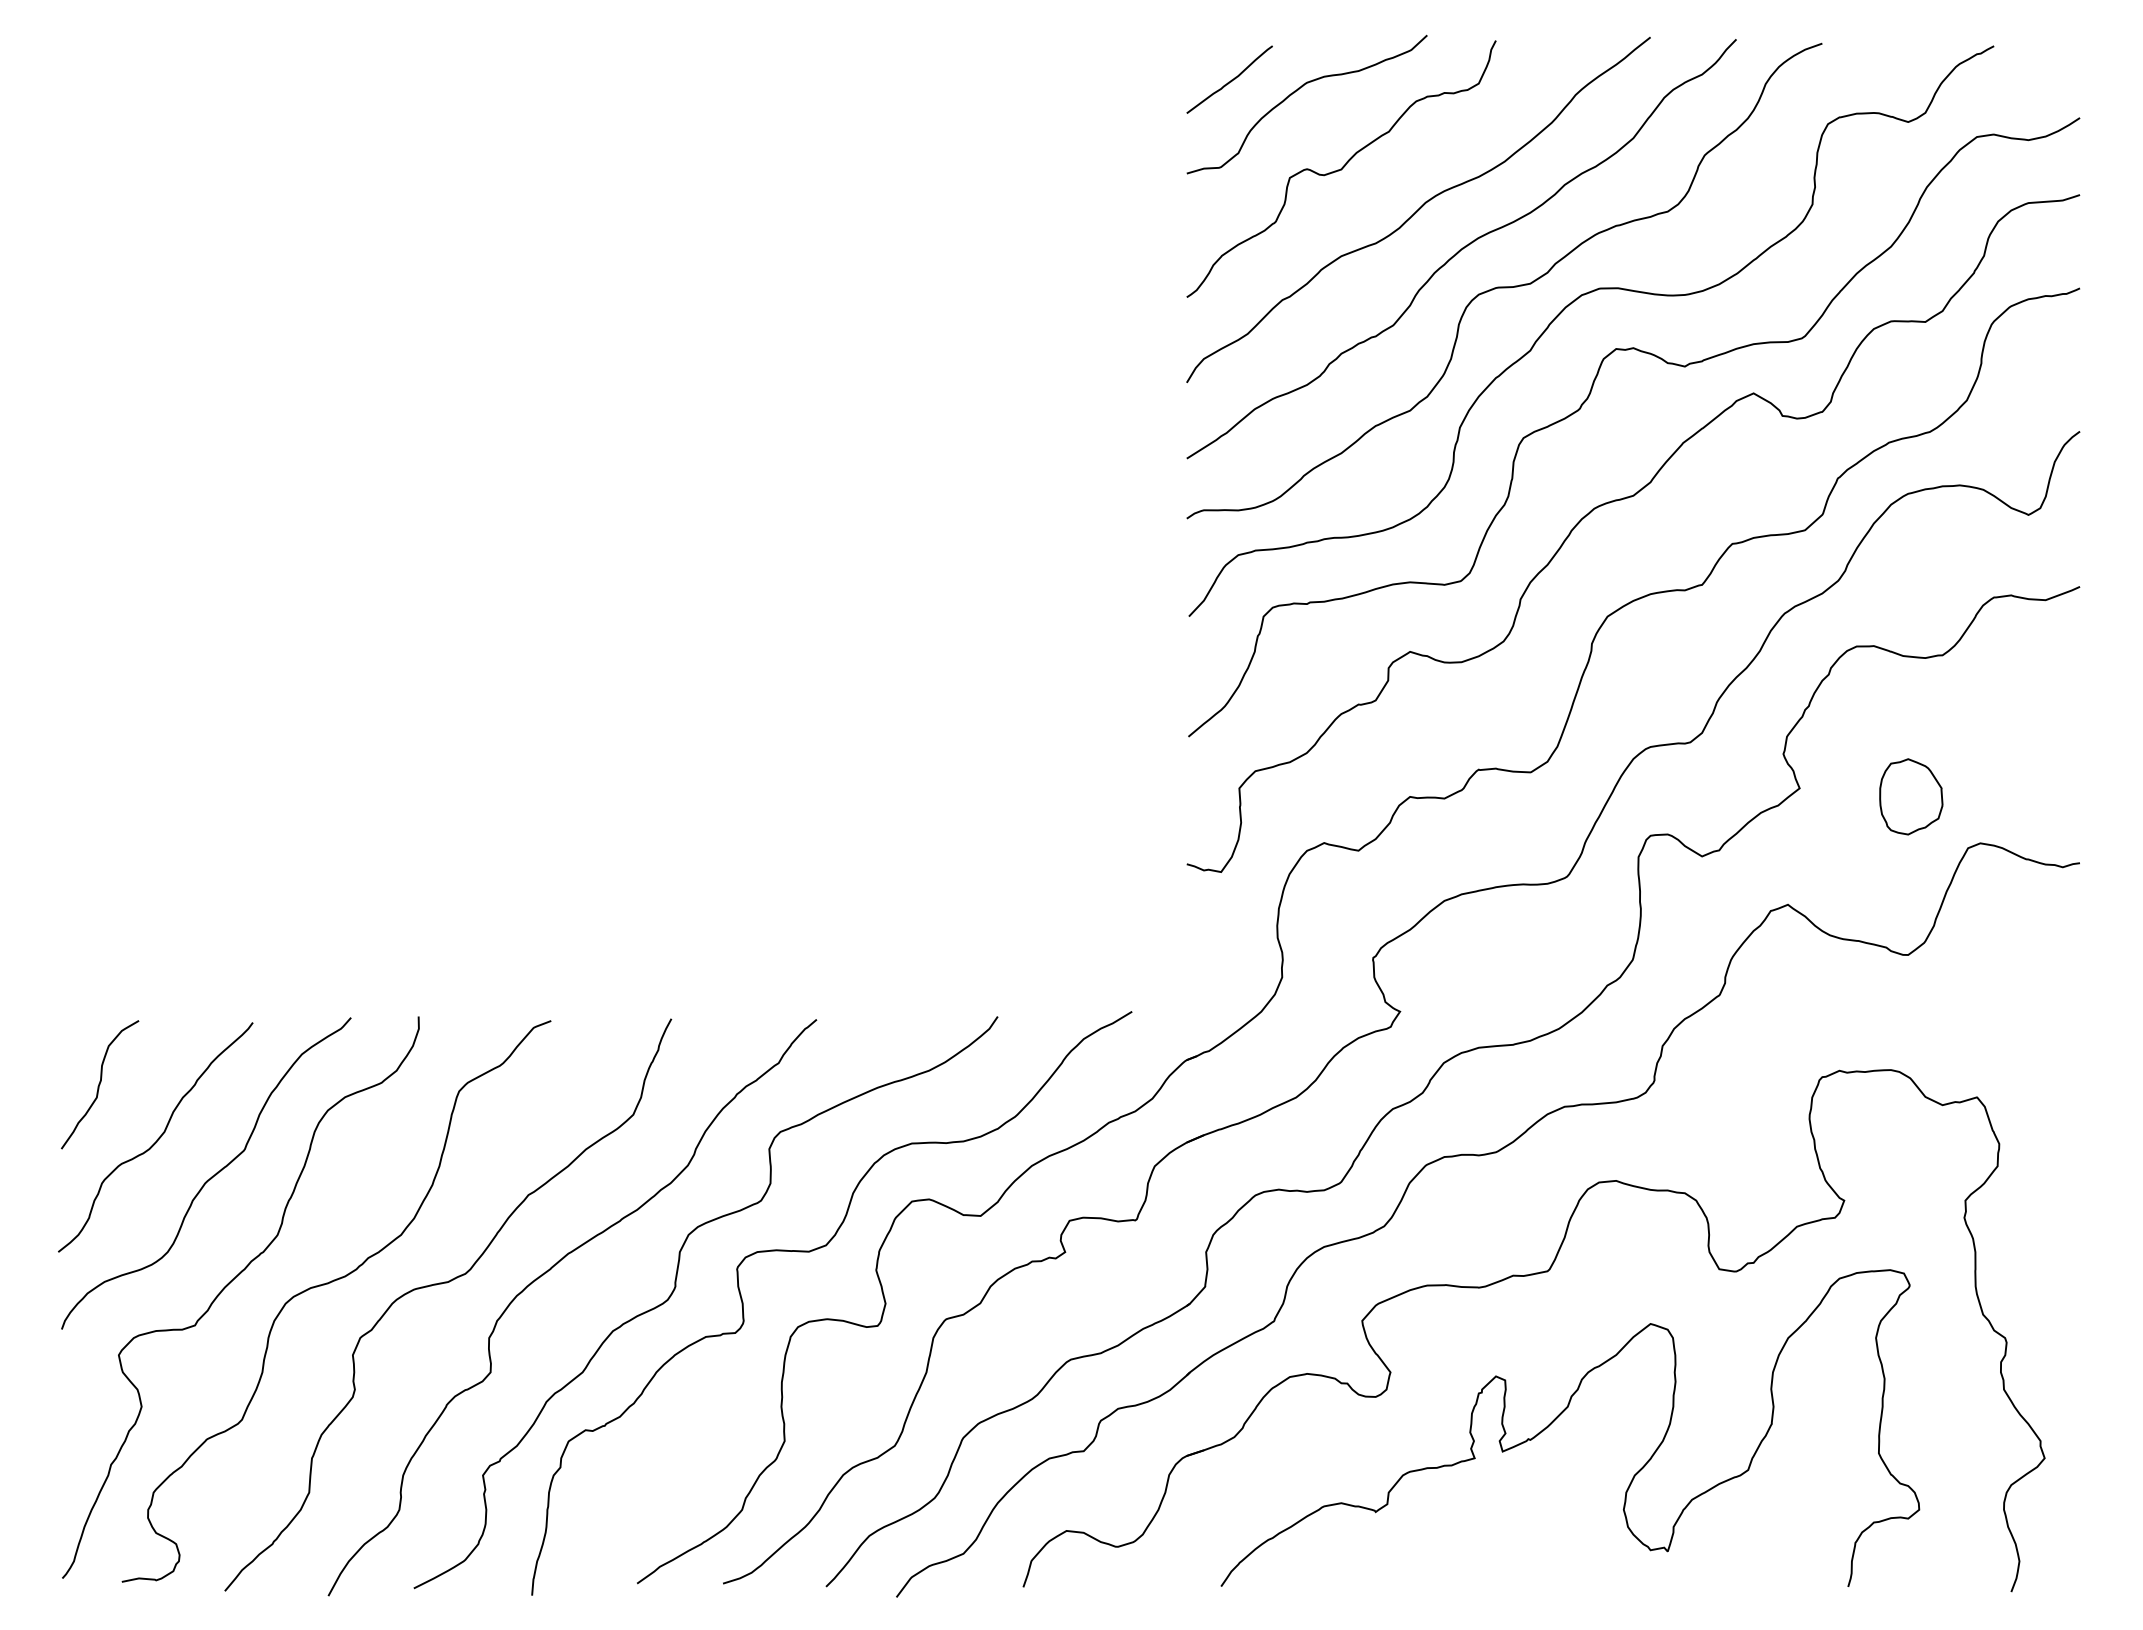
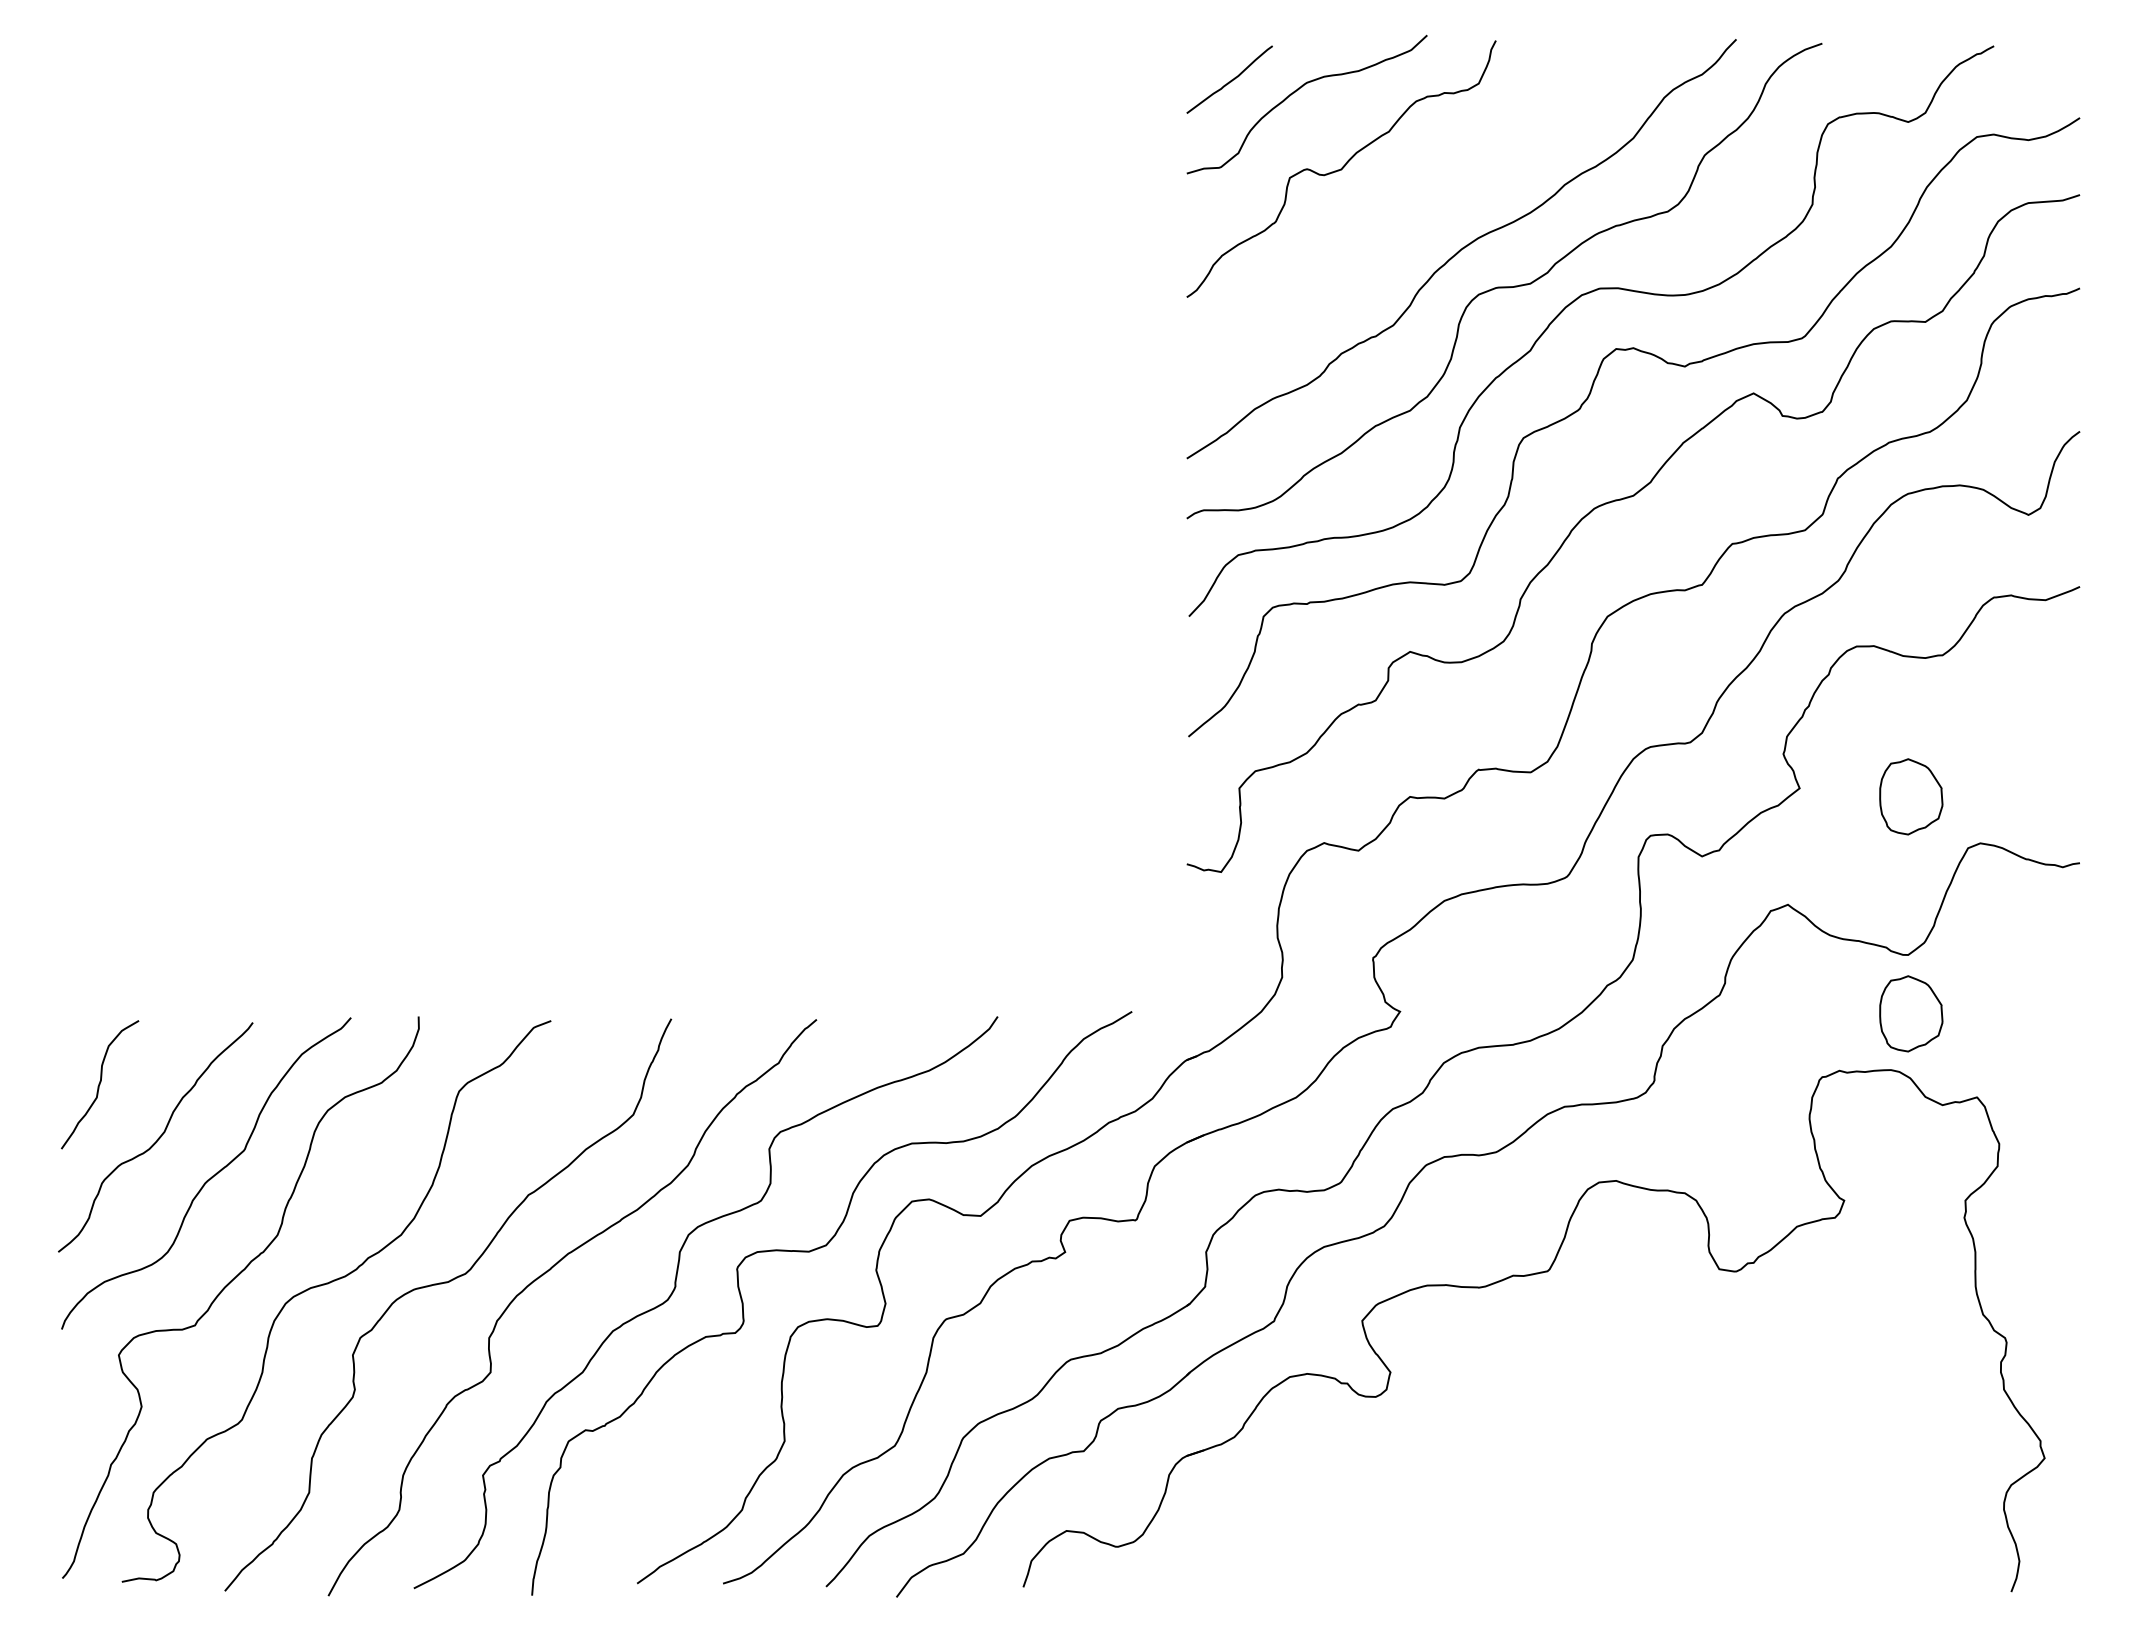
curve: present -> none (1418, 209)
part: none -> present (1911, 1013)
curve: present -> none (1559, 1416)
